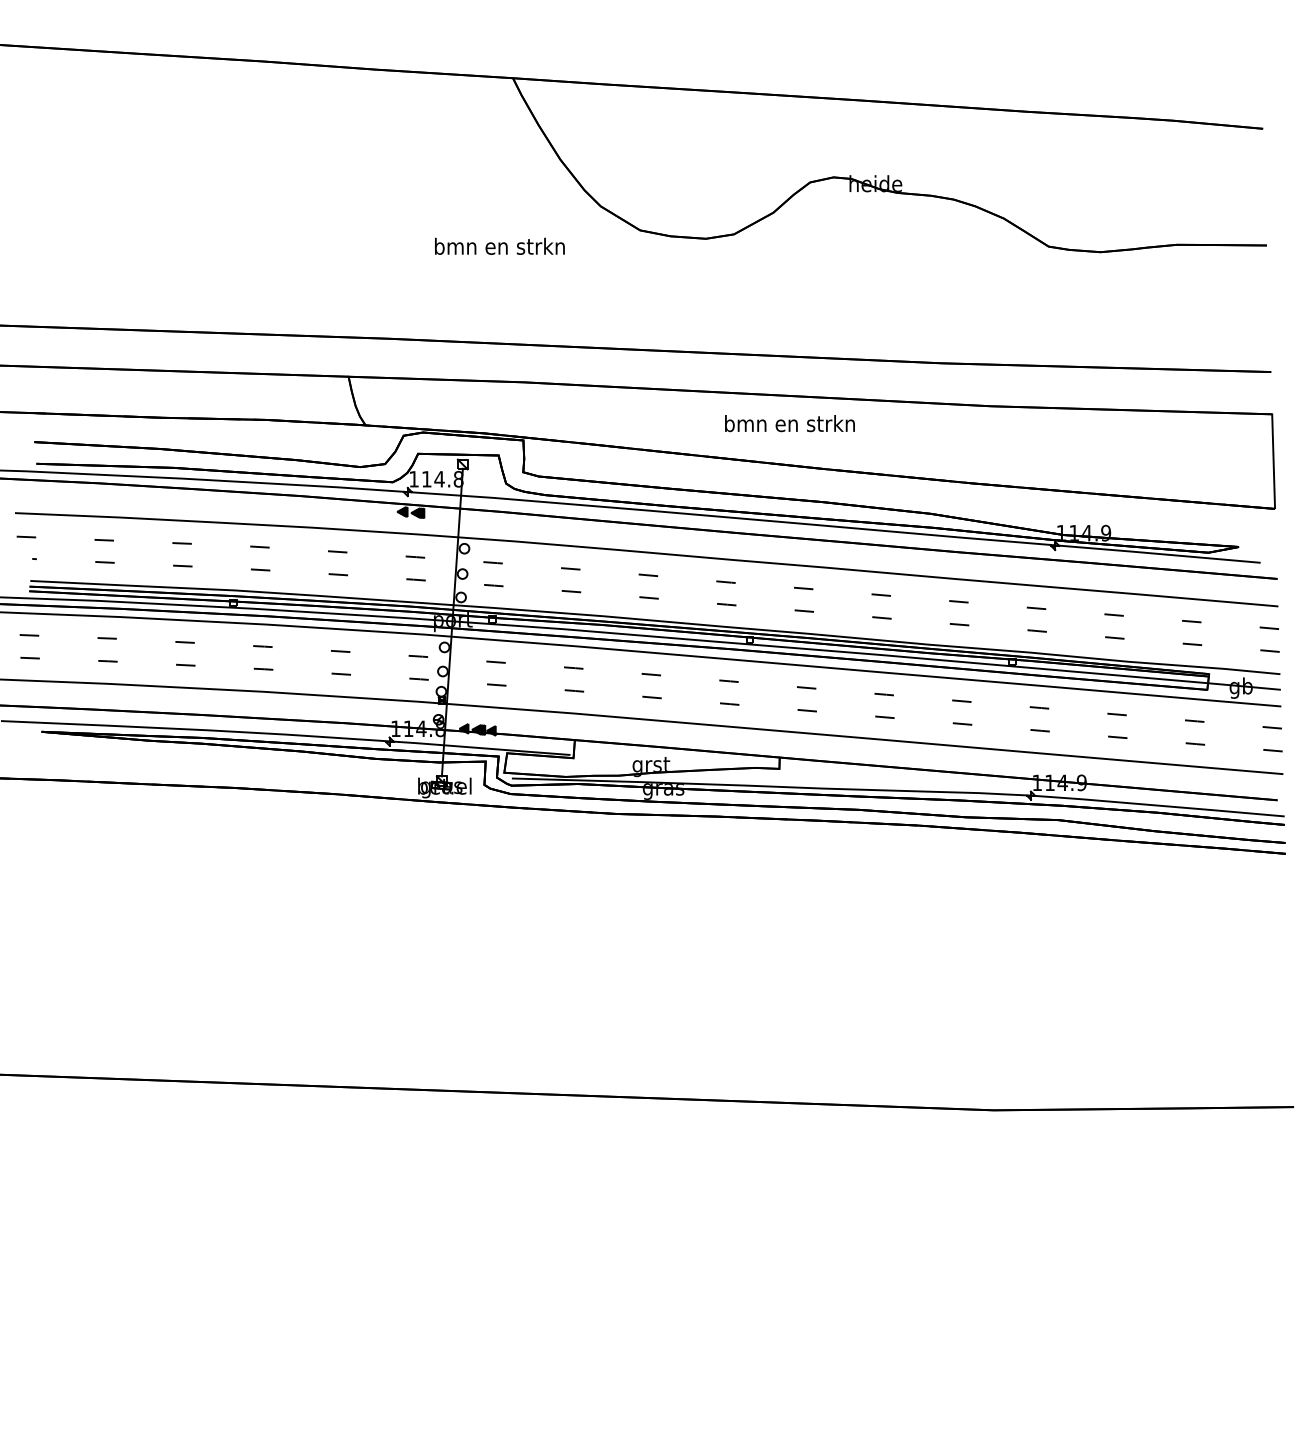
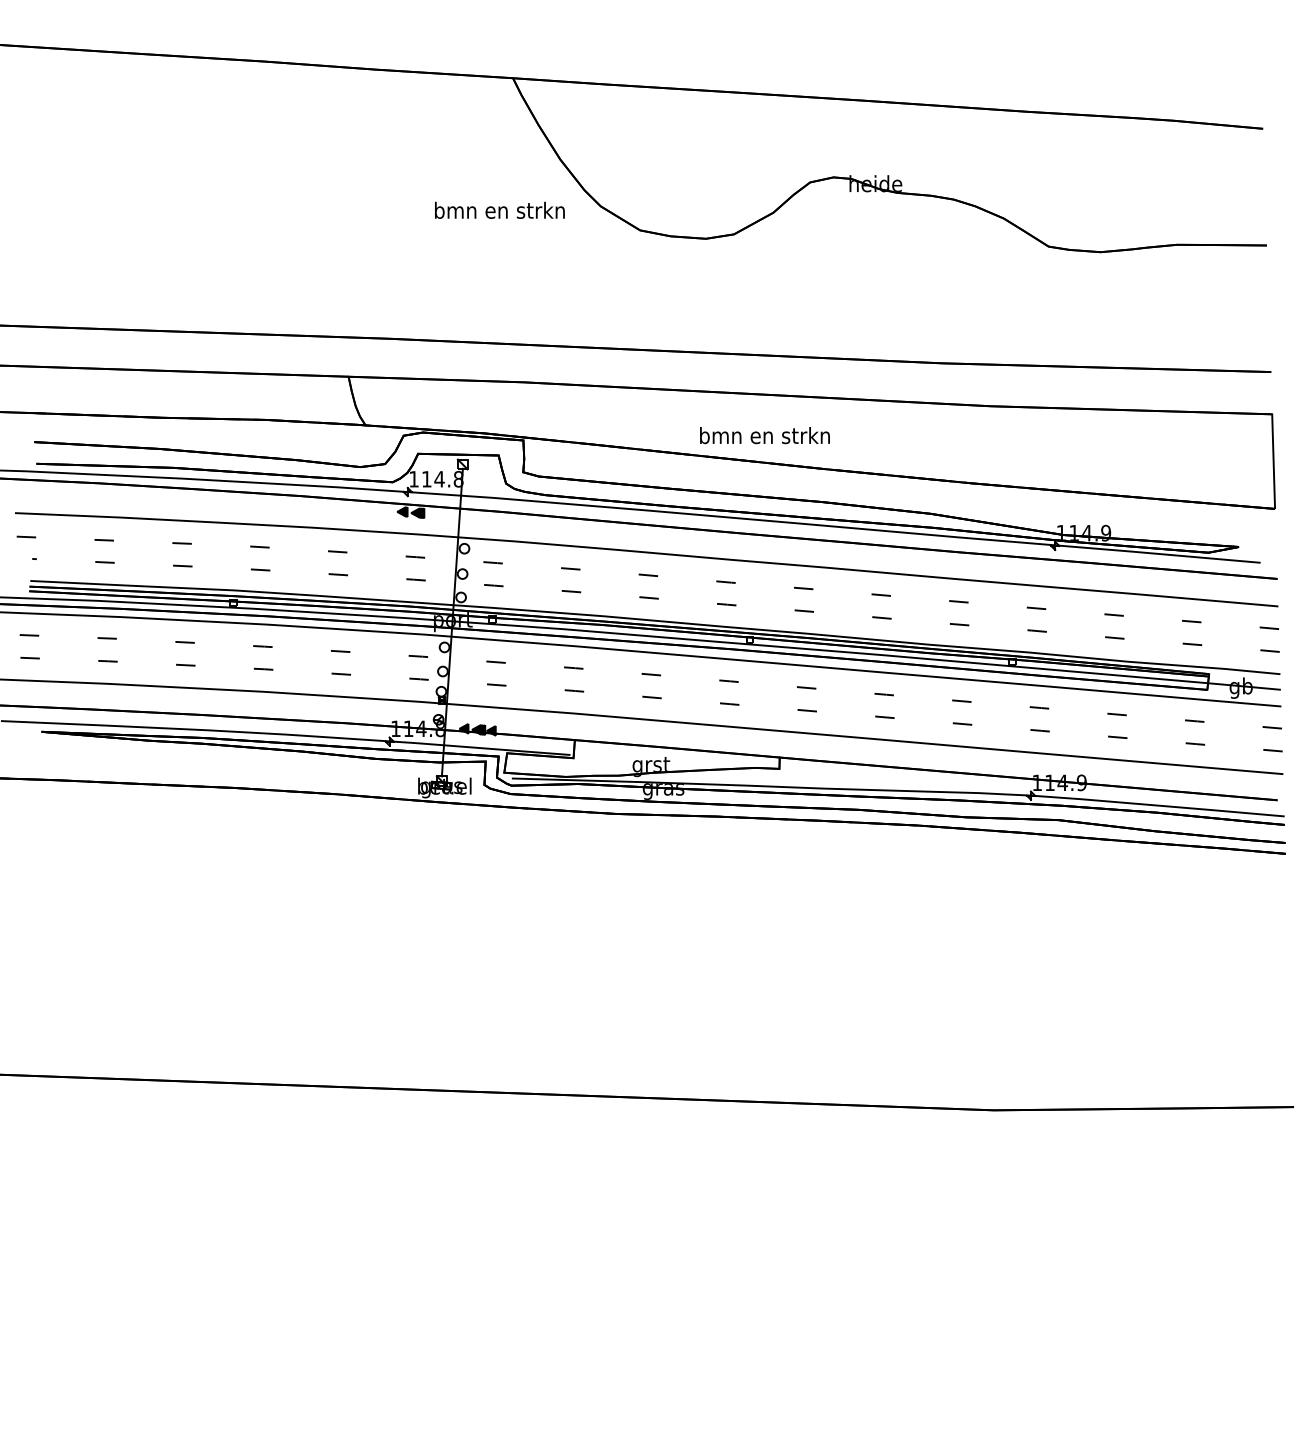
text position: (499, 245) -> (499, 209) (499, 209)
text position: (789, 423) -> (764, 435) (764, 435)
